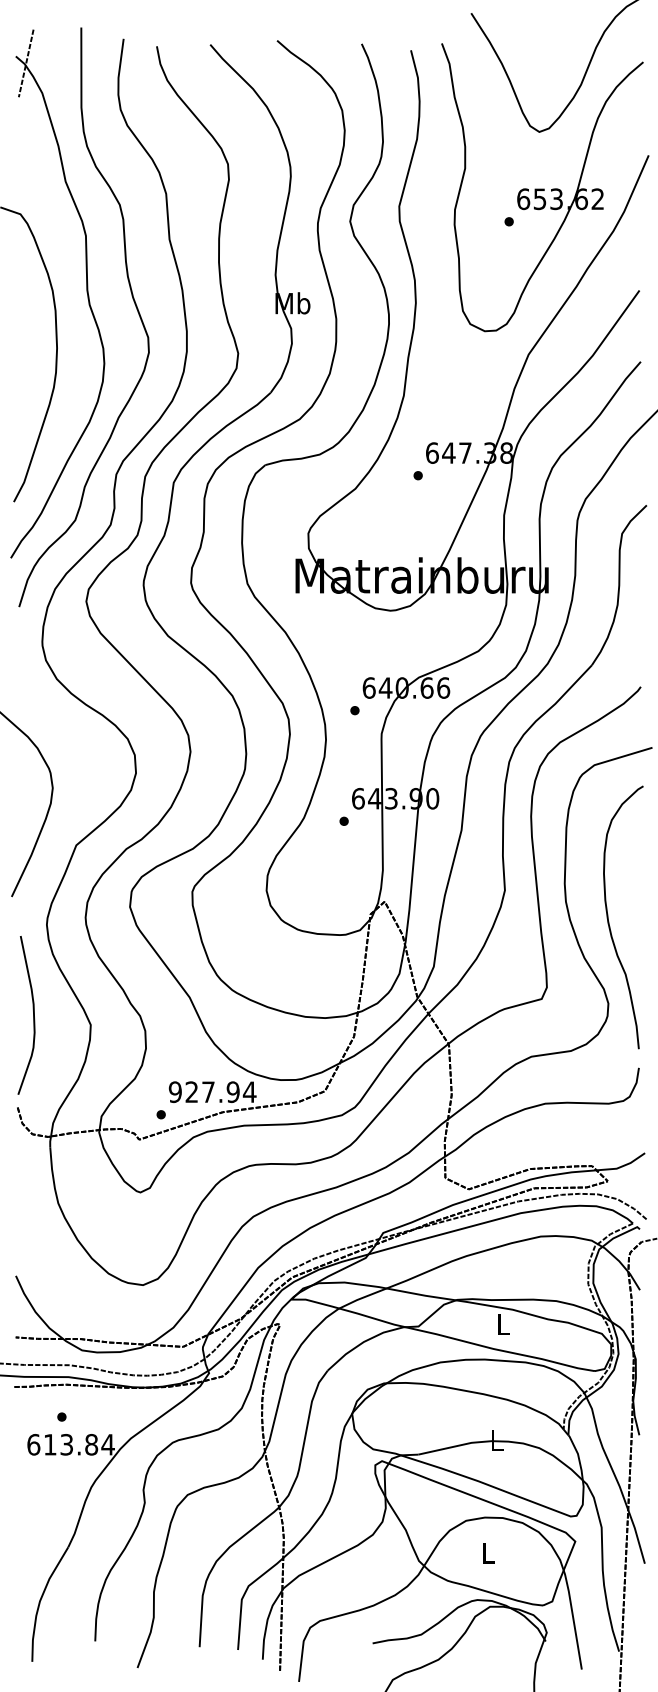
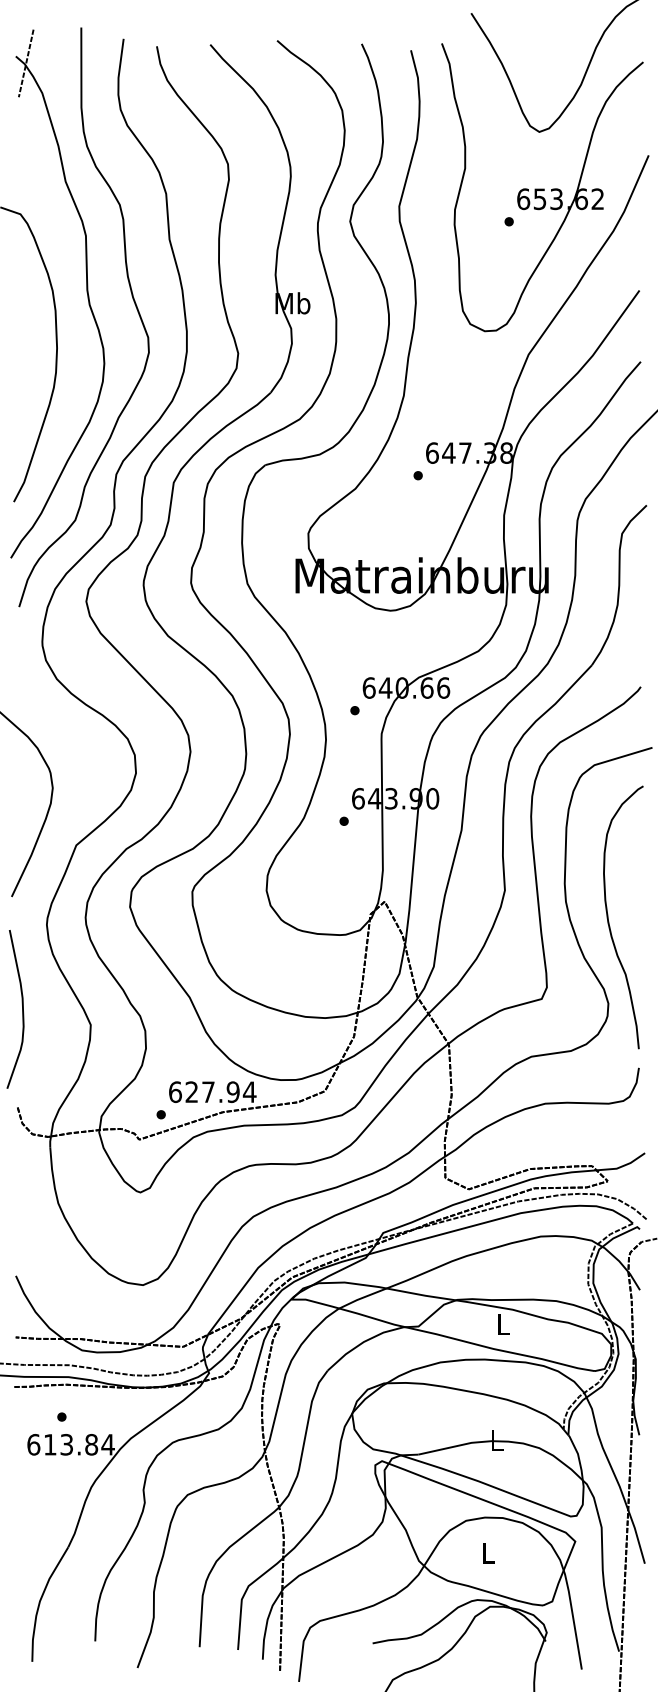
curve position: (33, 1015) -> (22, 1009) (22, 1009)
text: 927.94 -> 627.94 (174, 1092)
